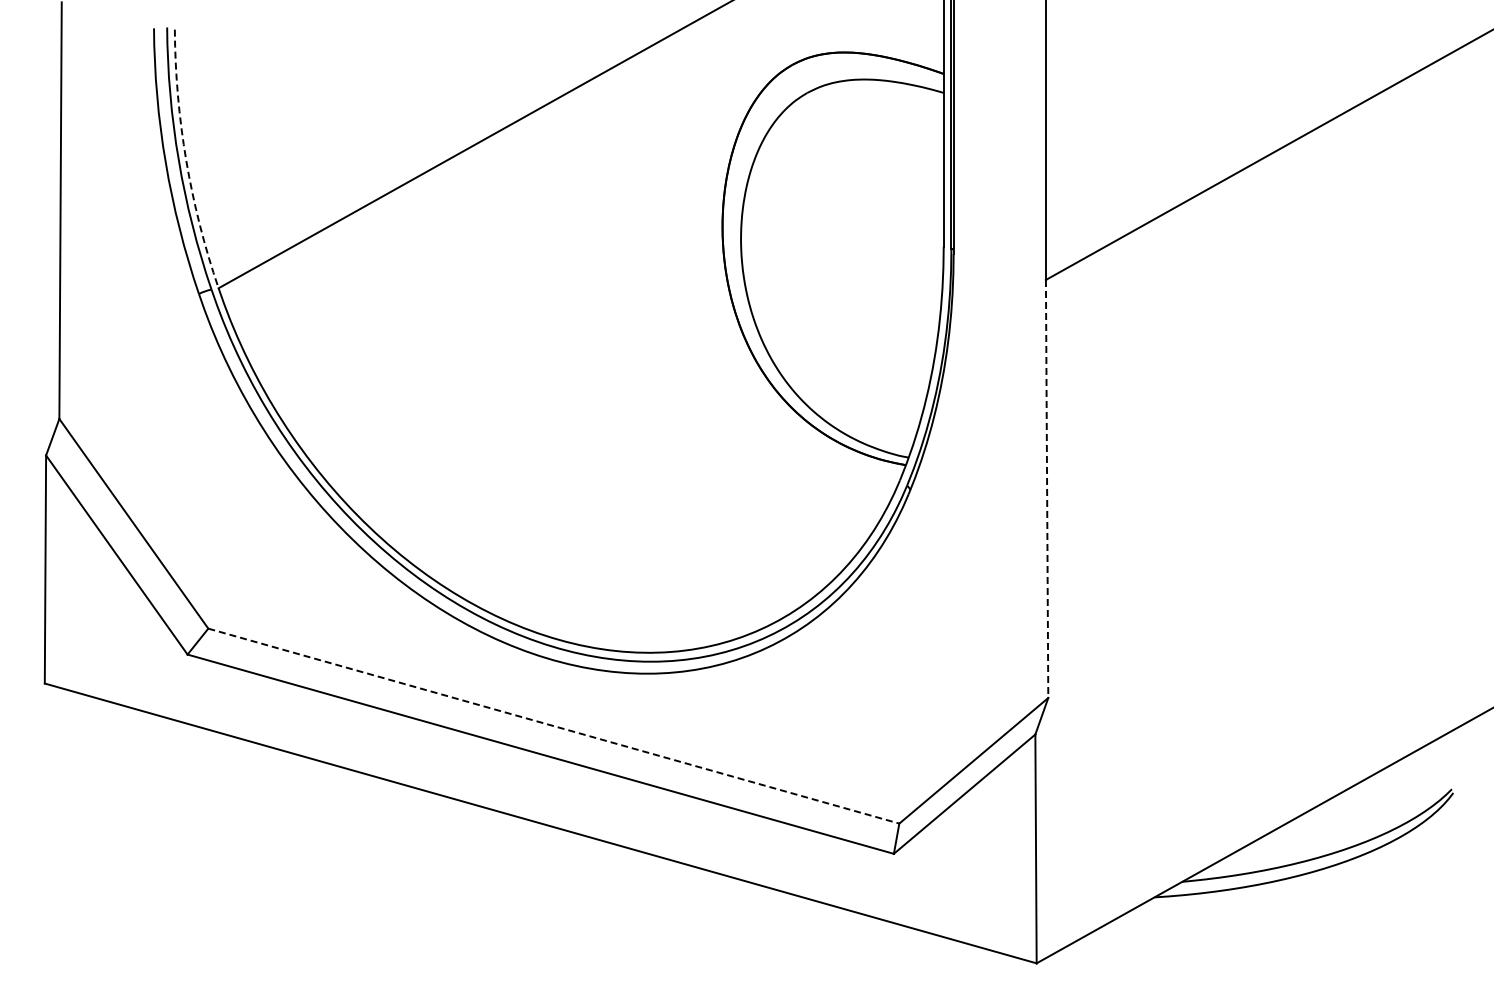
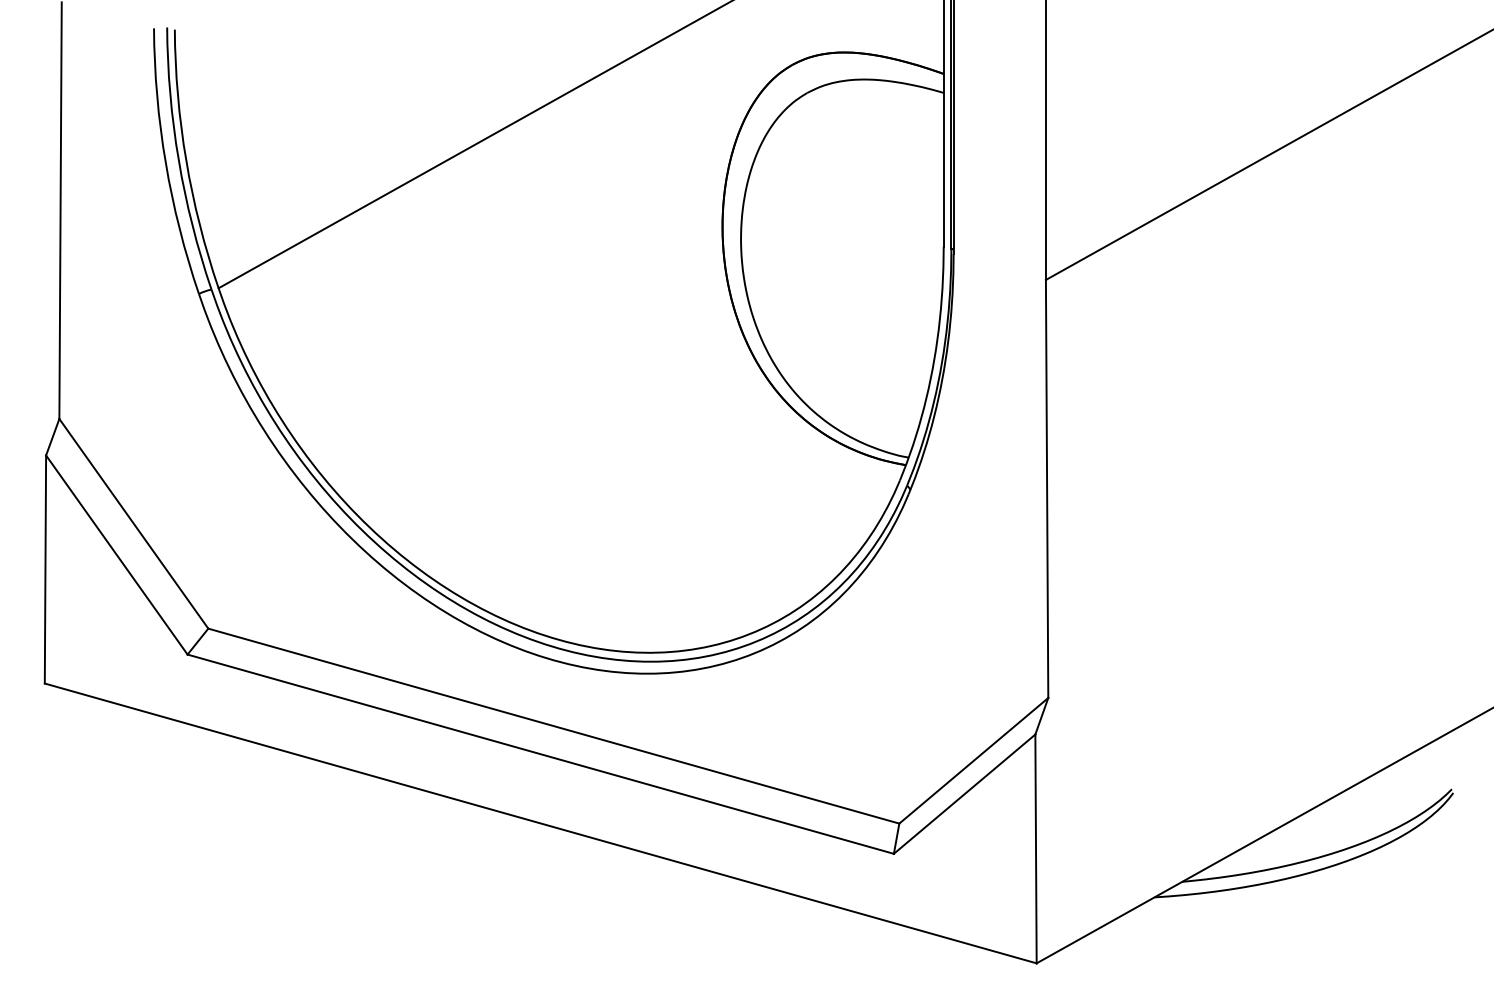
arc: dashed -> solid (186, 160)
line: dashed -> solid (1047, 489)
line: dashed -> solid (553, 726)
